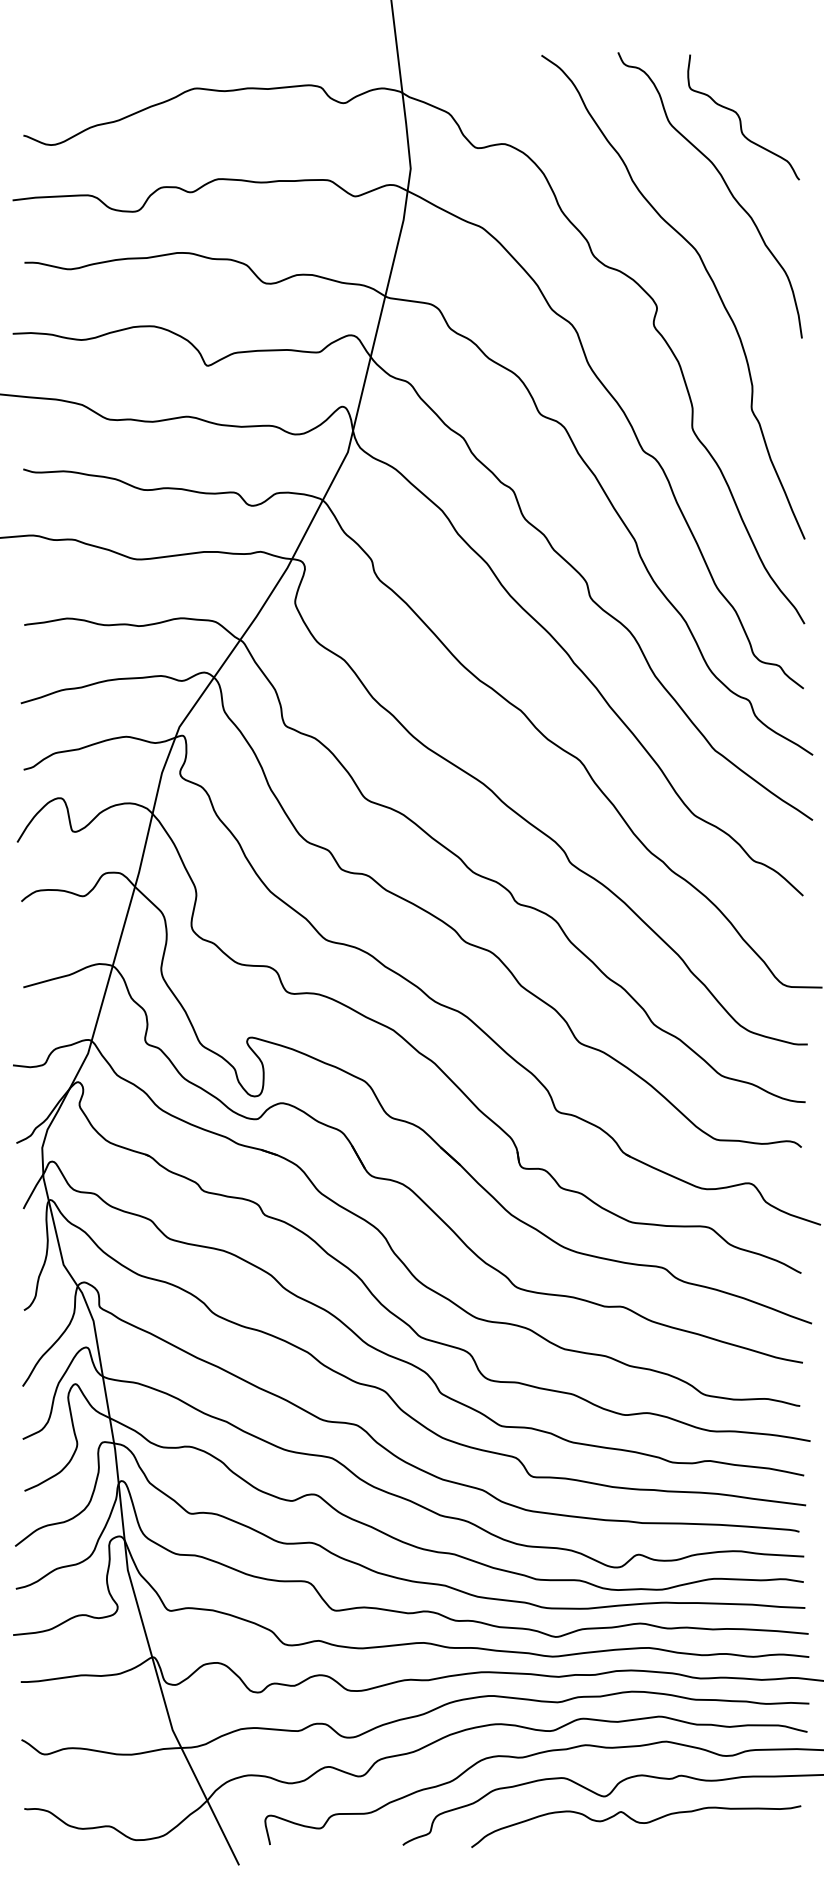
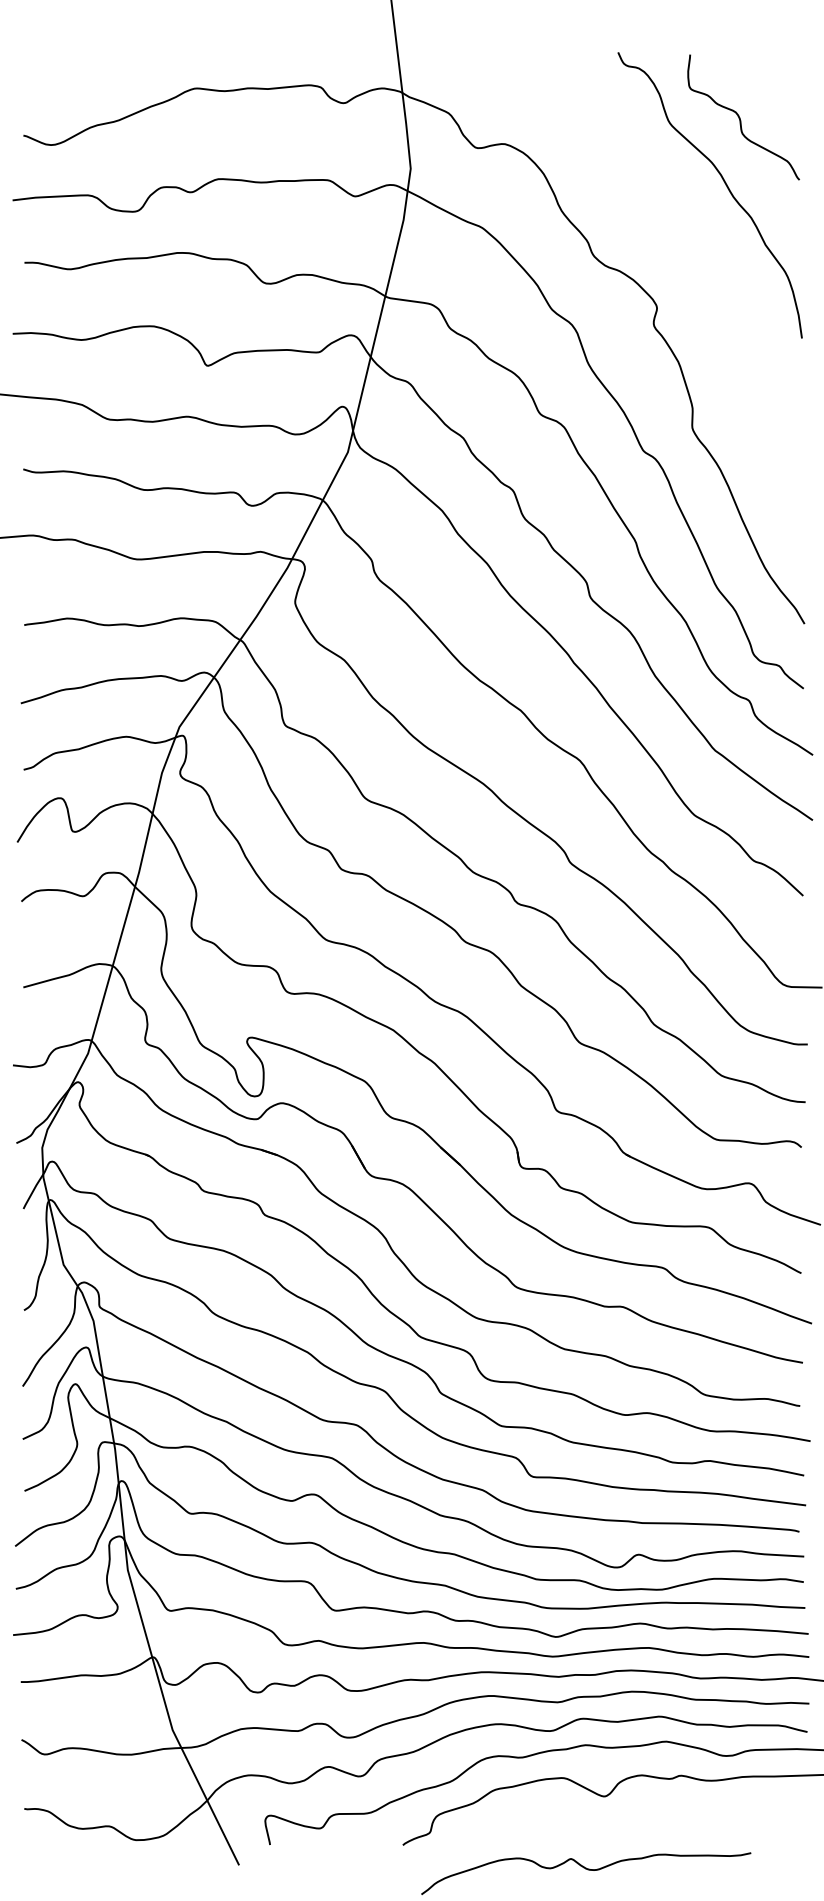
curve: present -> none (707, 274)
curve position: (637, 1823) -> (587, 1870) (587, 1870)
